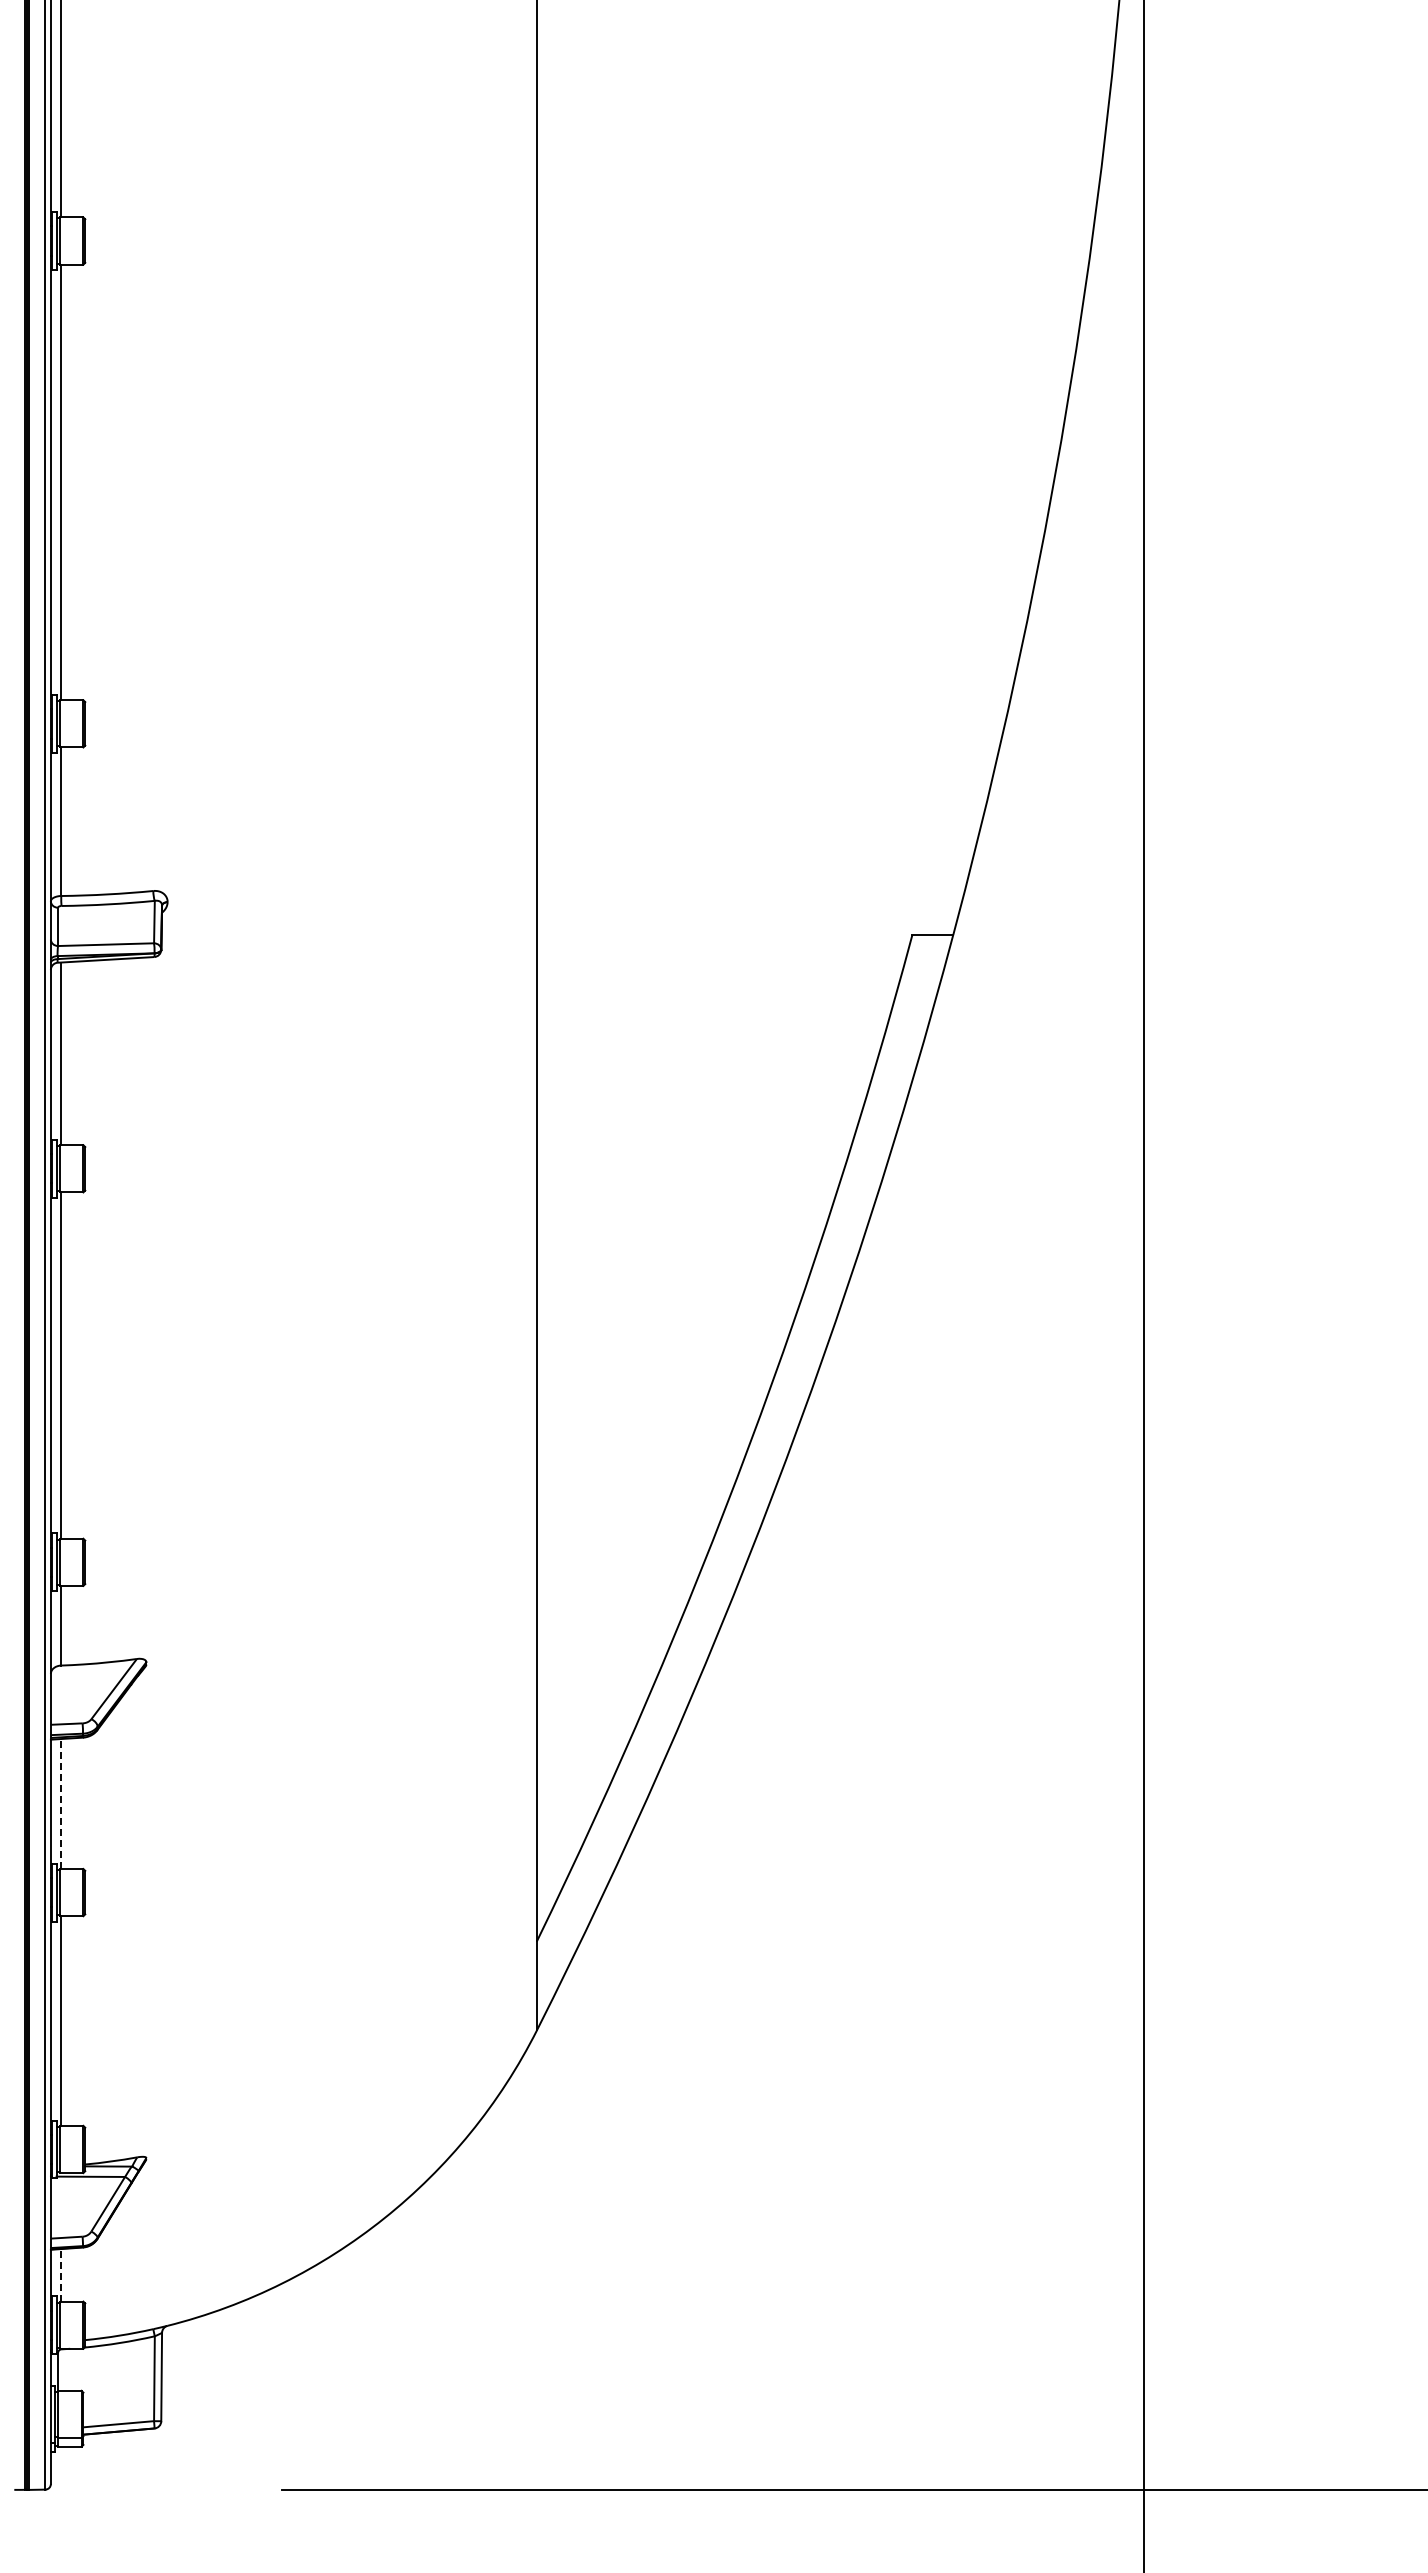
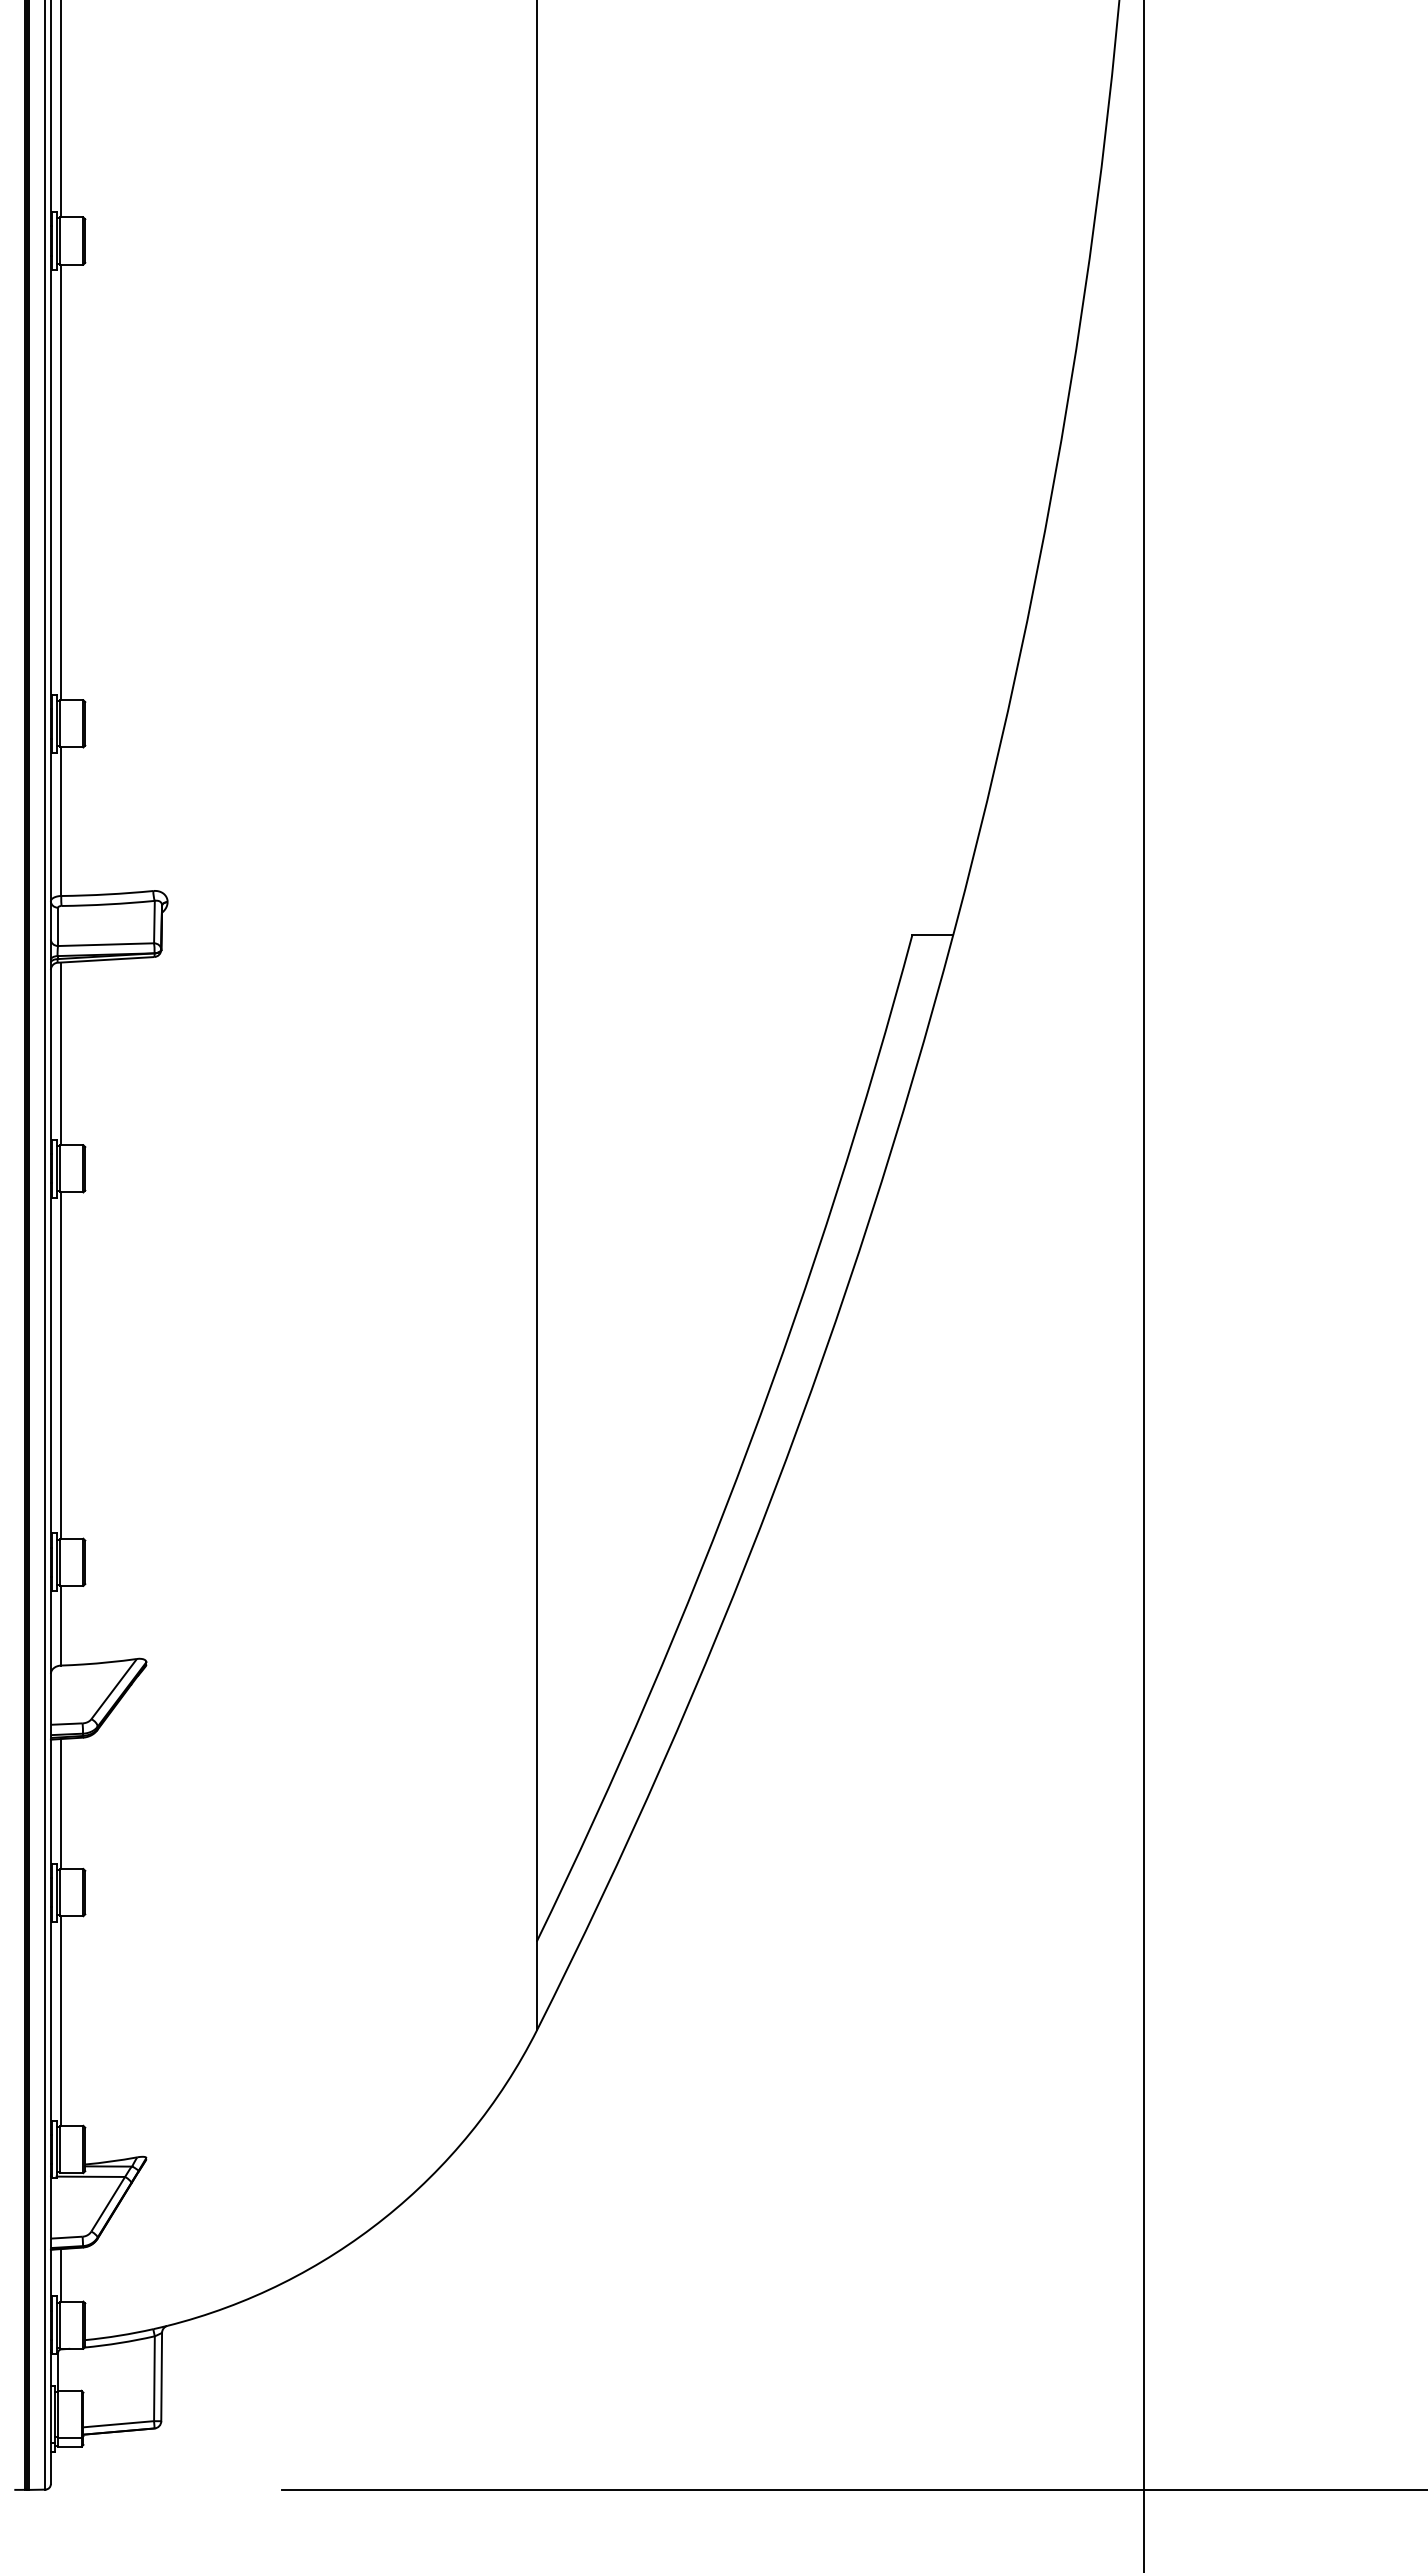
line: dashed -> solid (61, 1804)
line: dashed -> solid (61, 2274)
